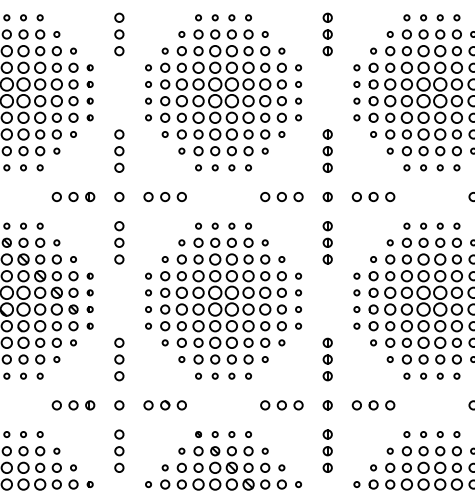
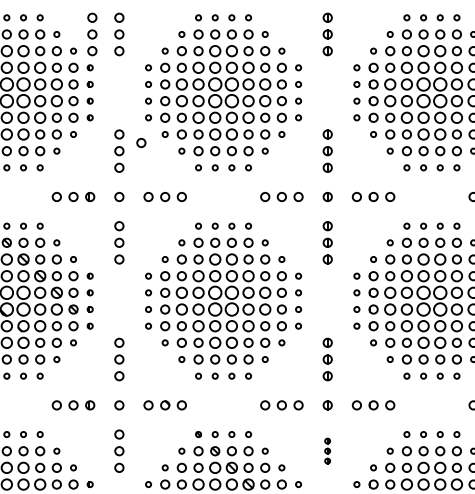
part: none -> present (92, 34)
circle: none -> present (141, 143)
part size: 11x44 px -> 7x28 px (327, 450)
